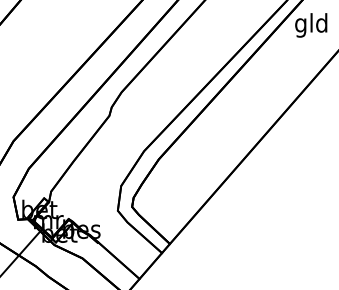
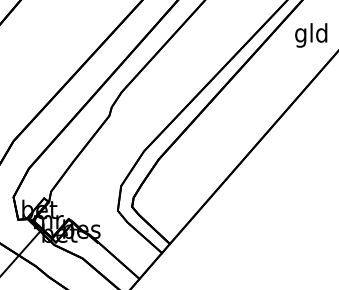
text position: (311, 25) -> (311, 35) (311, 35)
